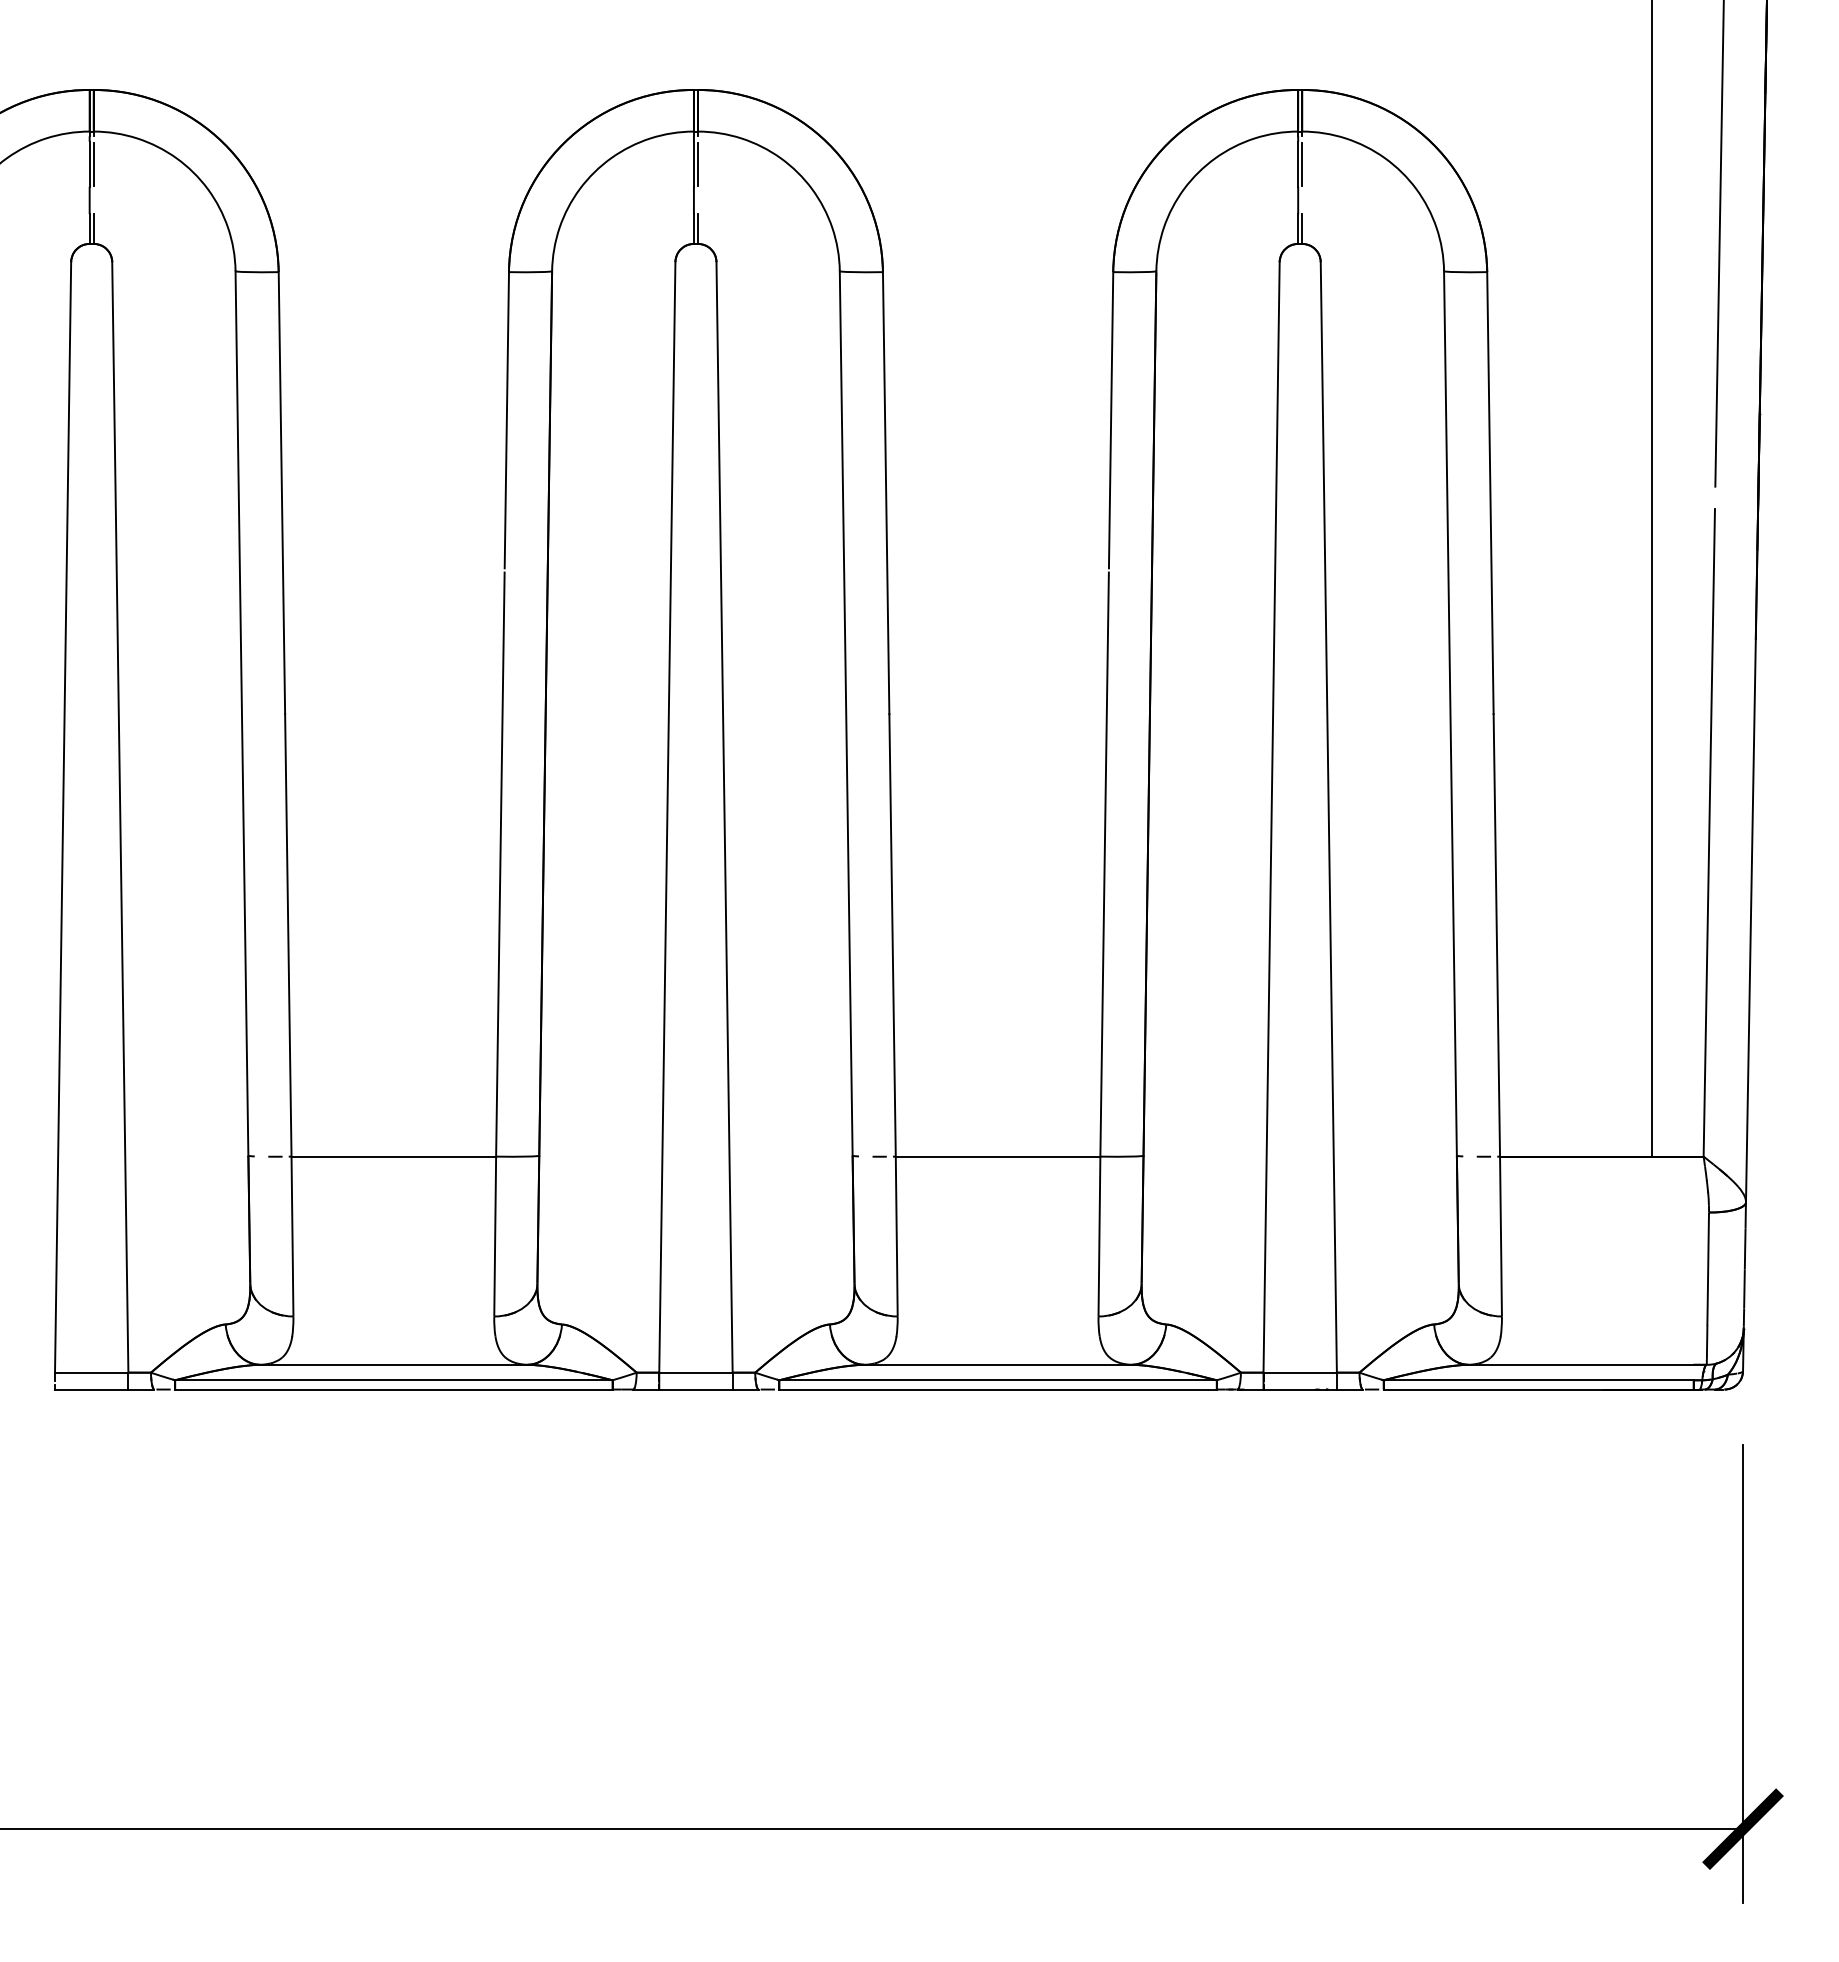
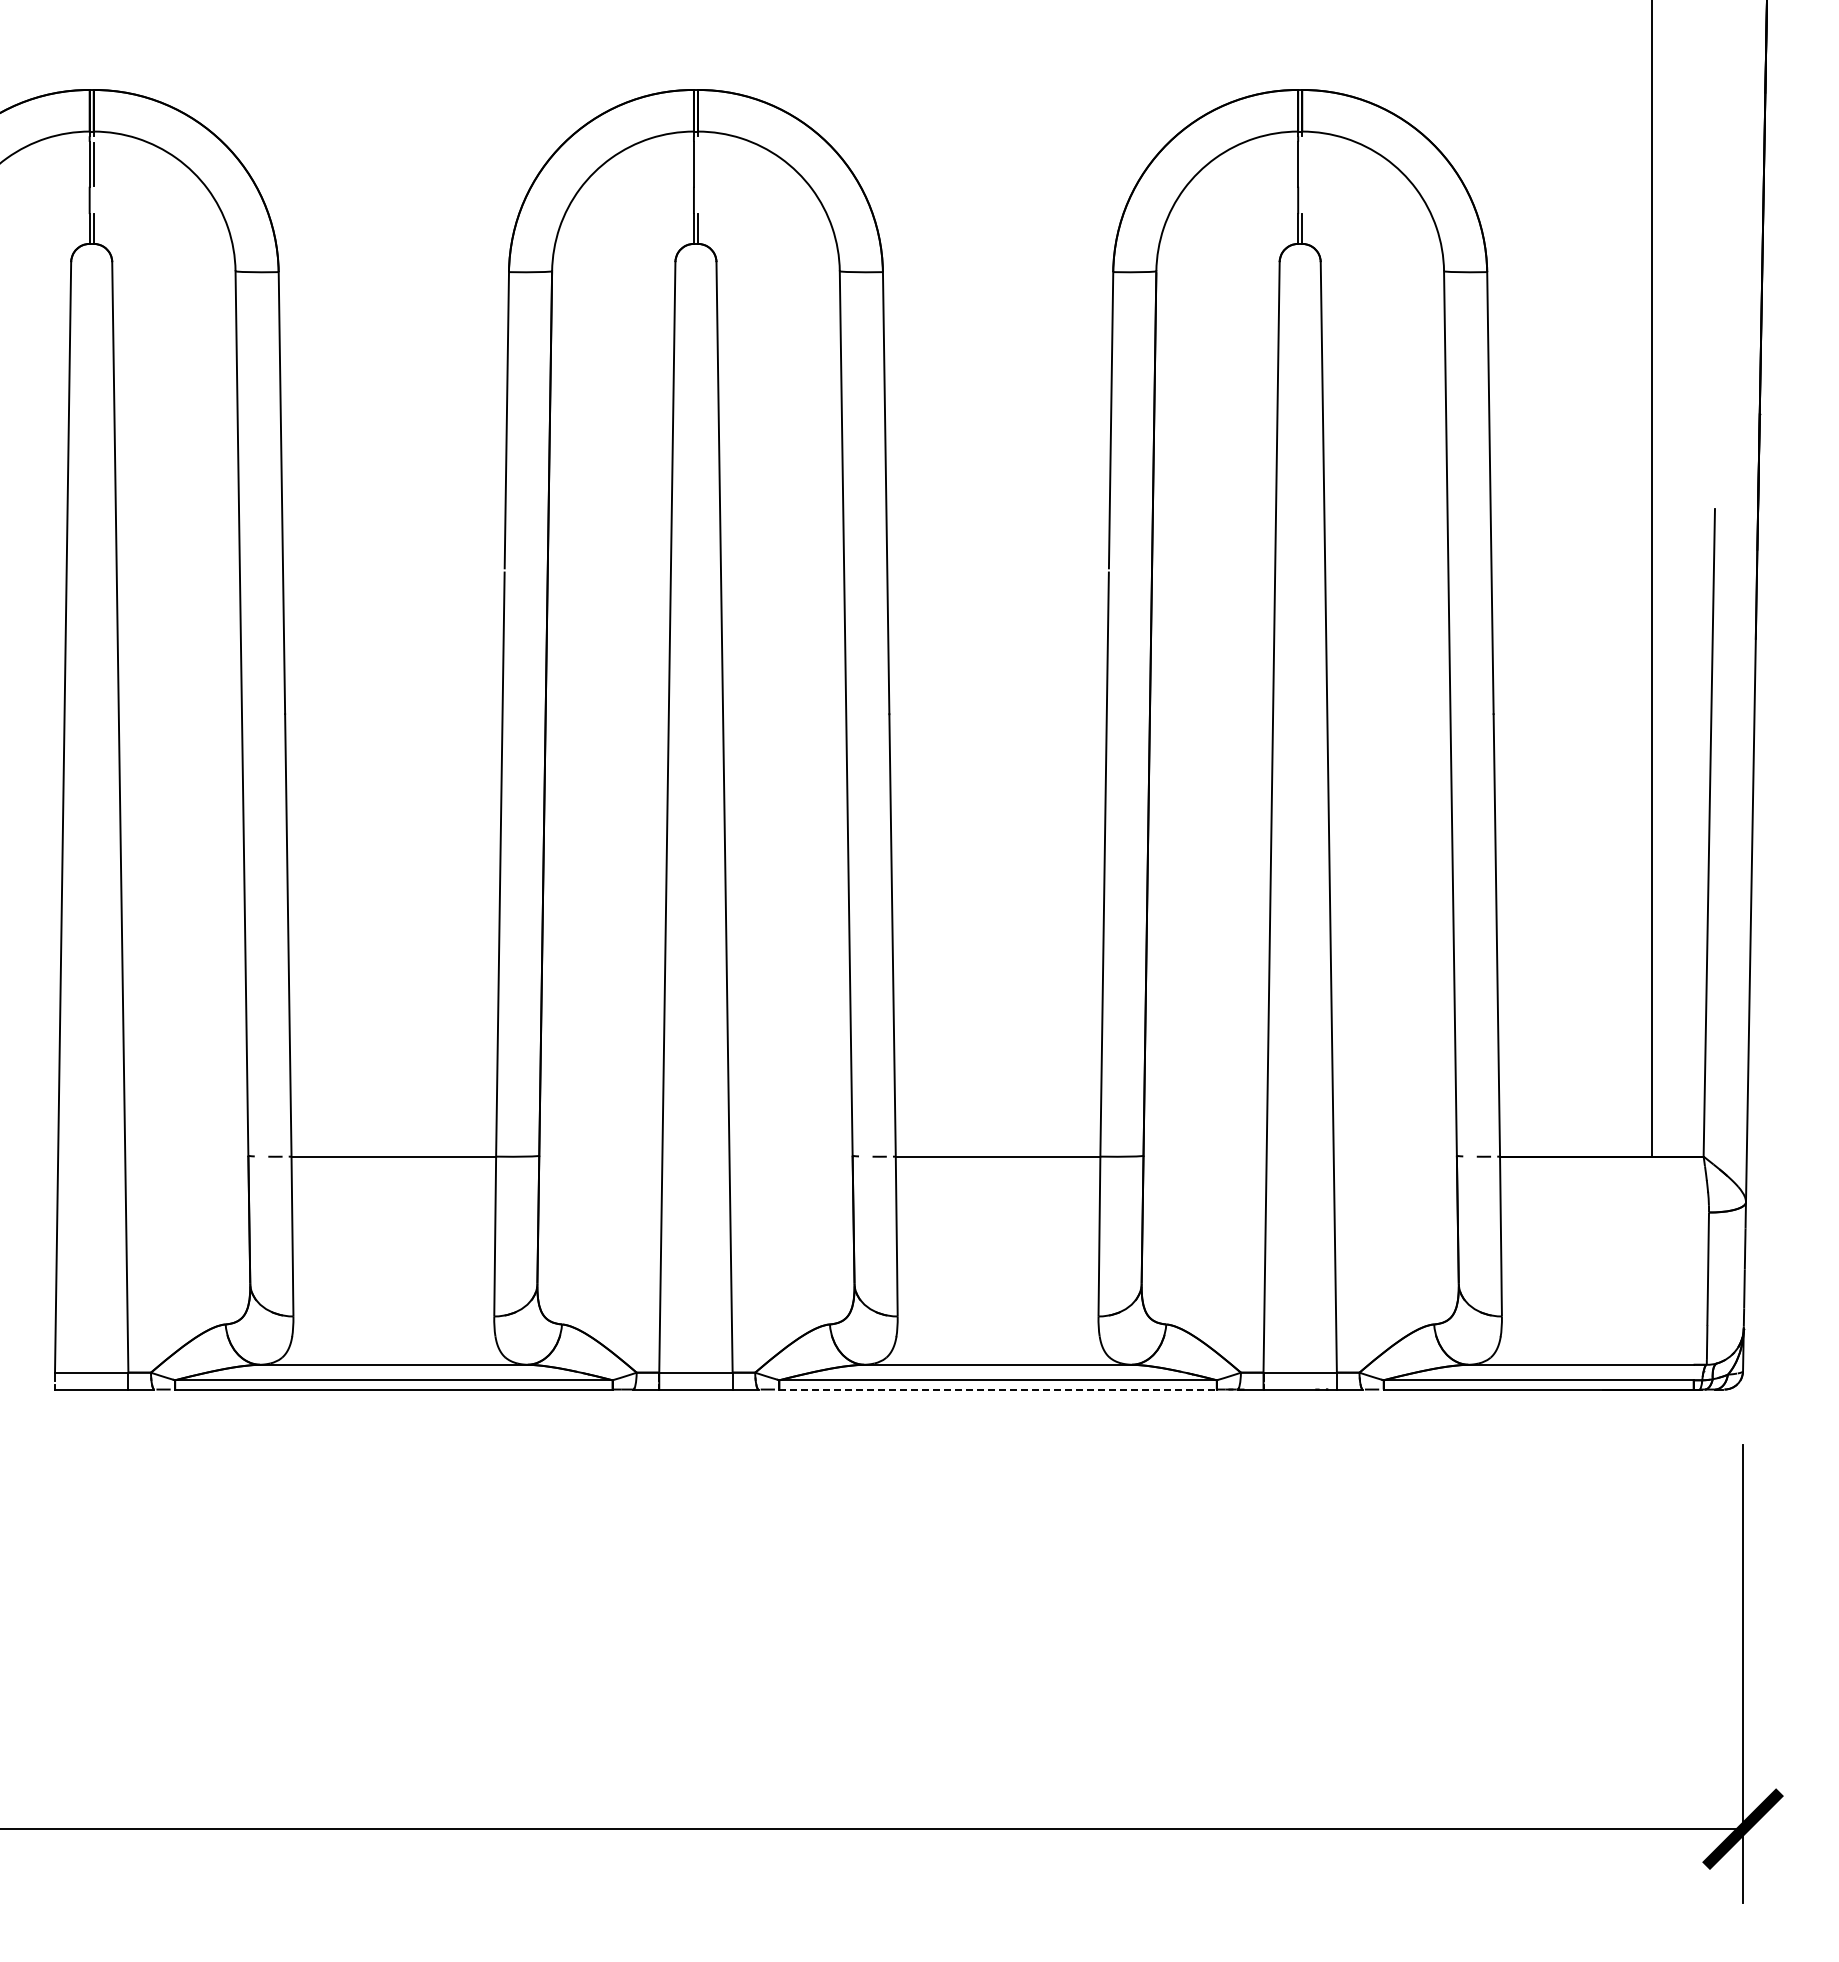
line: present -> none (697, 164)
line: present -> none (1302, 164)
line: present -> none (1719, 244)
line: solid -> dashed (998, 1389)
